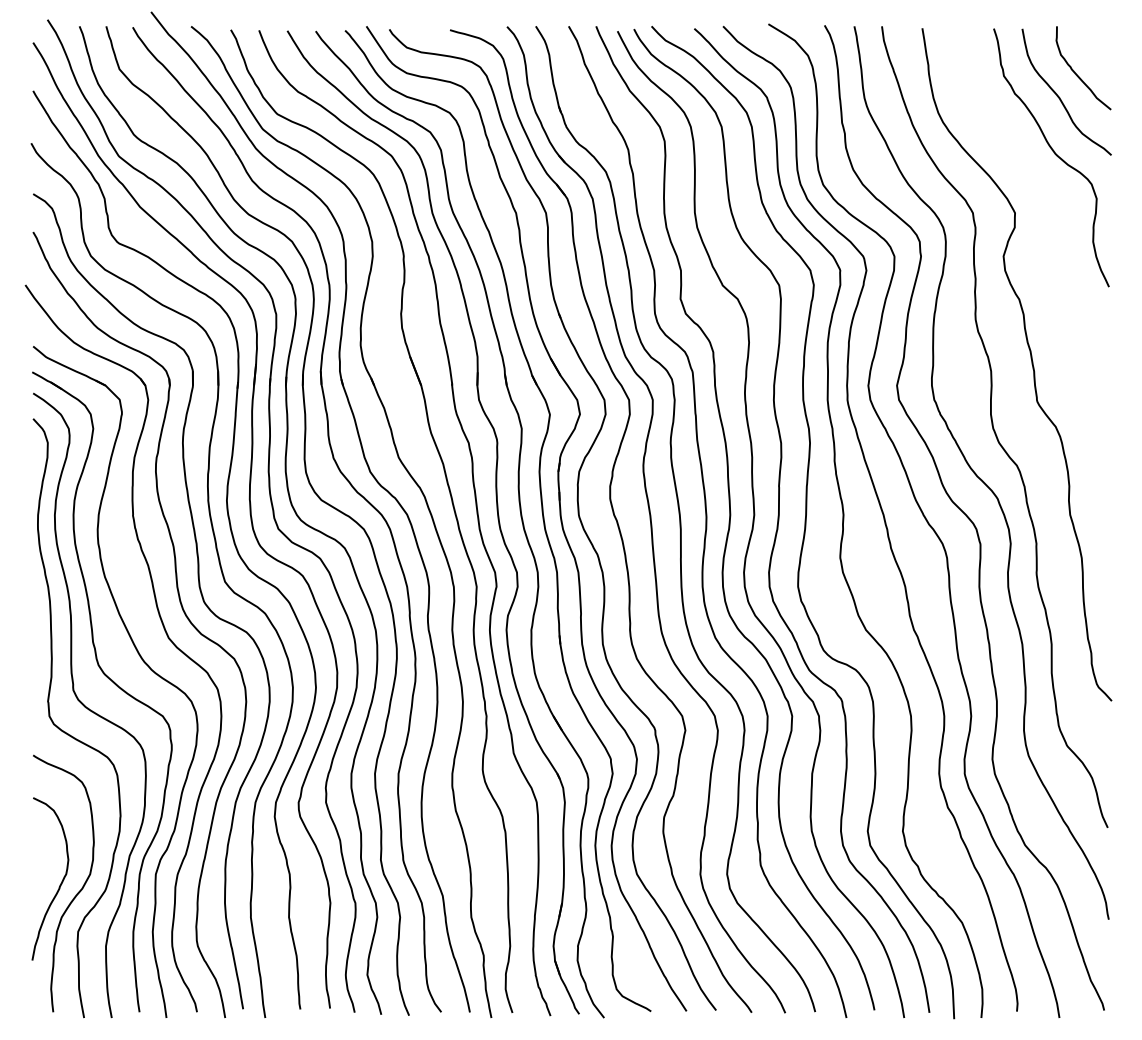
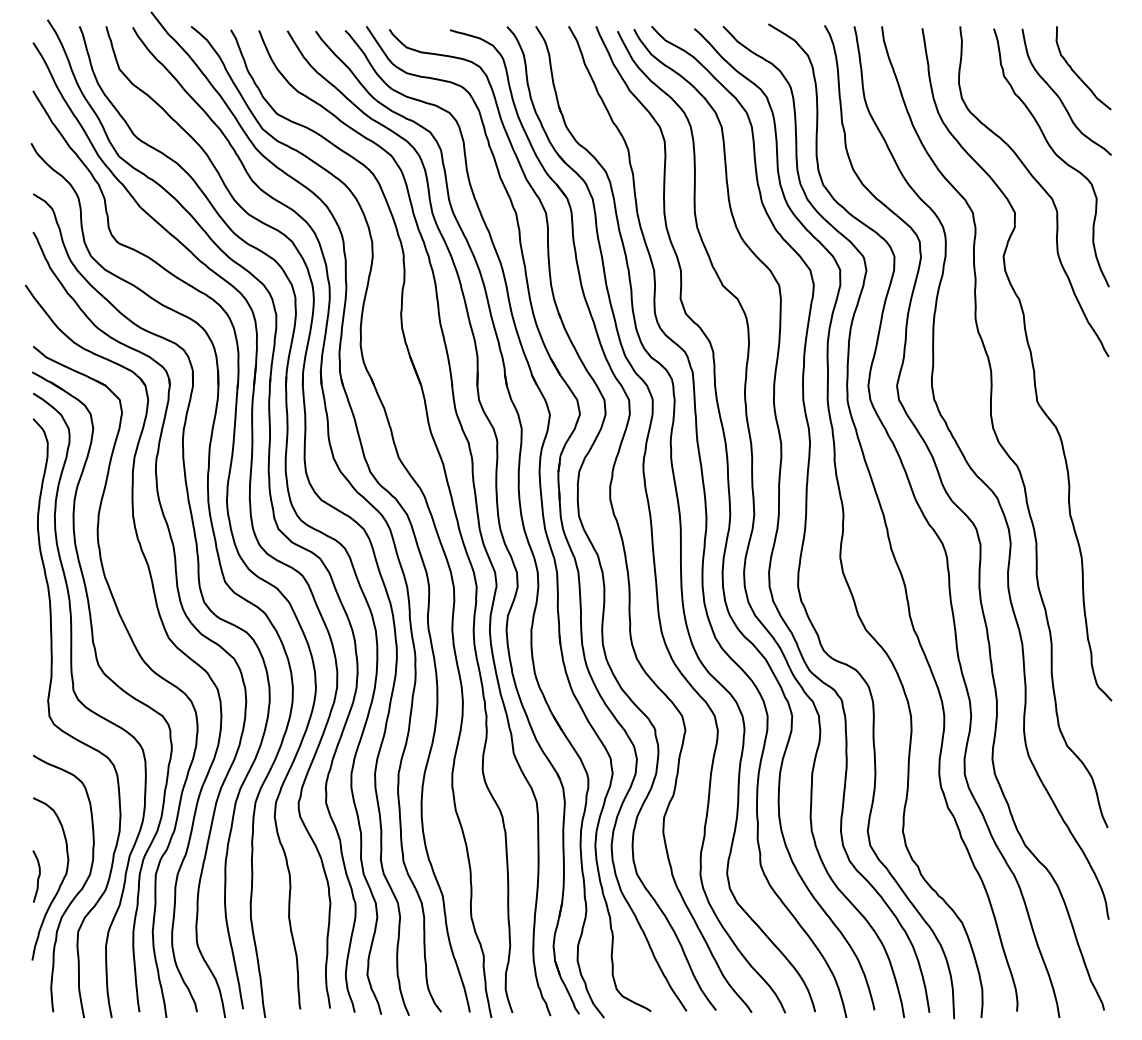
curve: none -> present (1039, 185)
curve: none -> present (37, 877)
